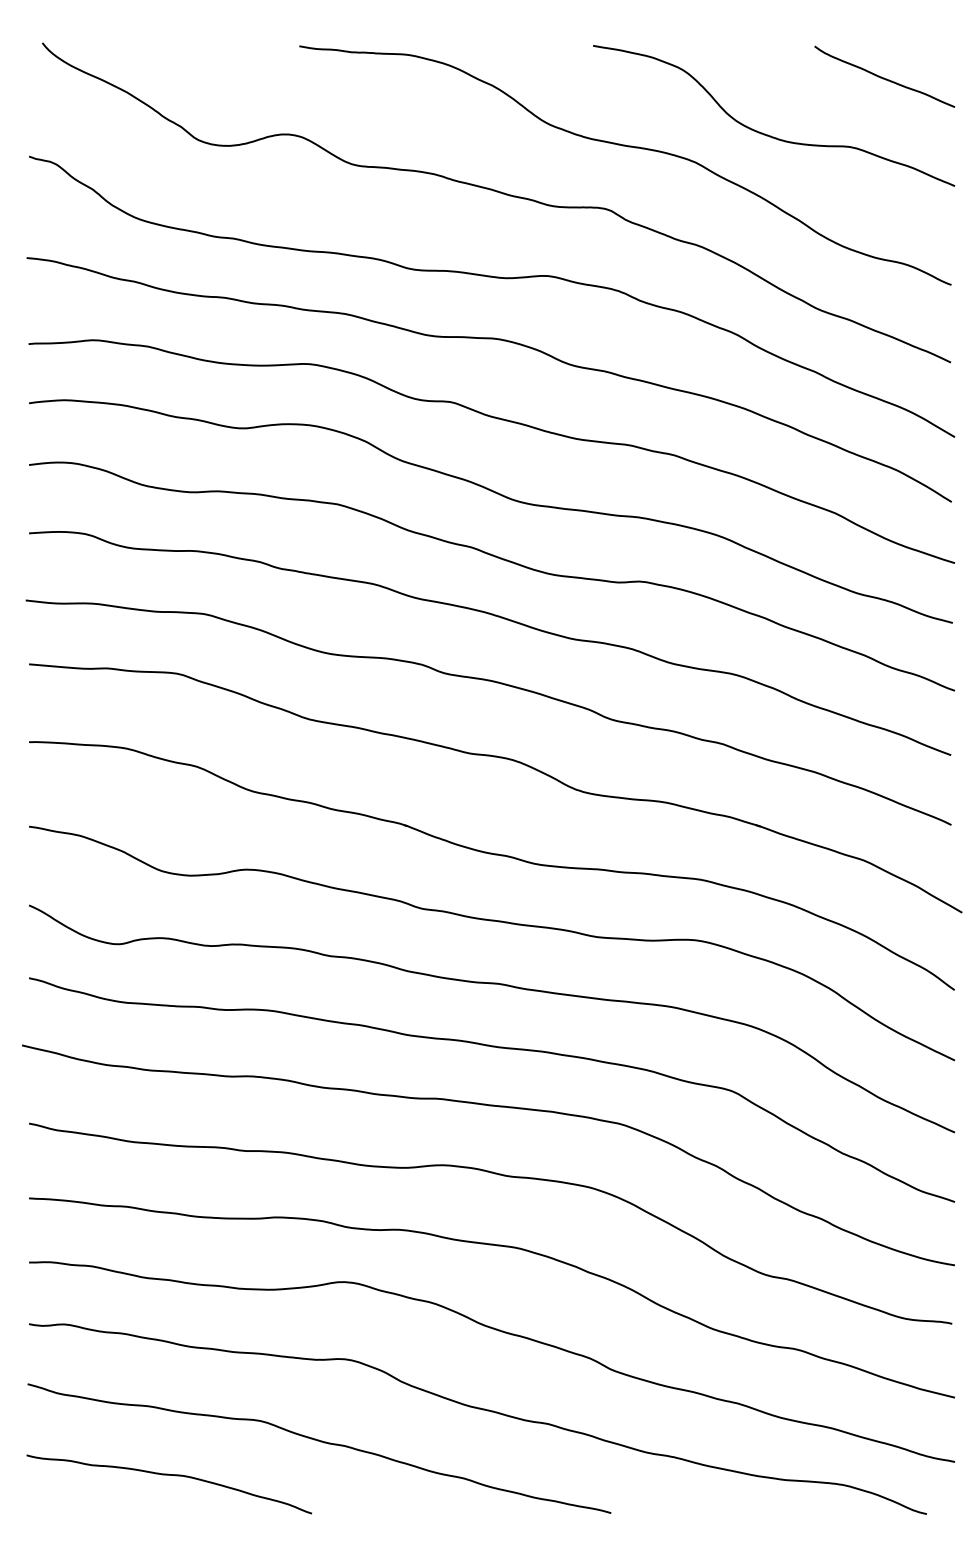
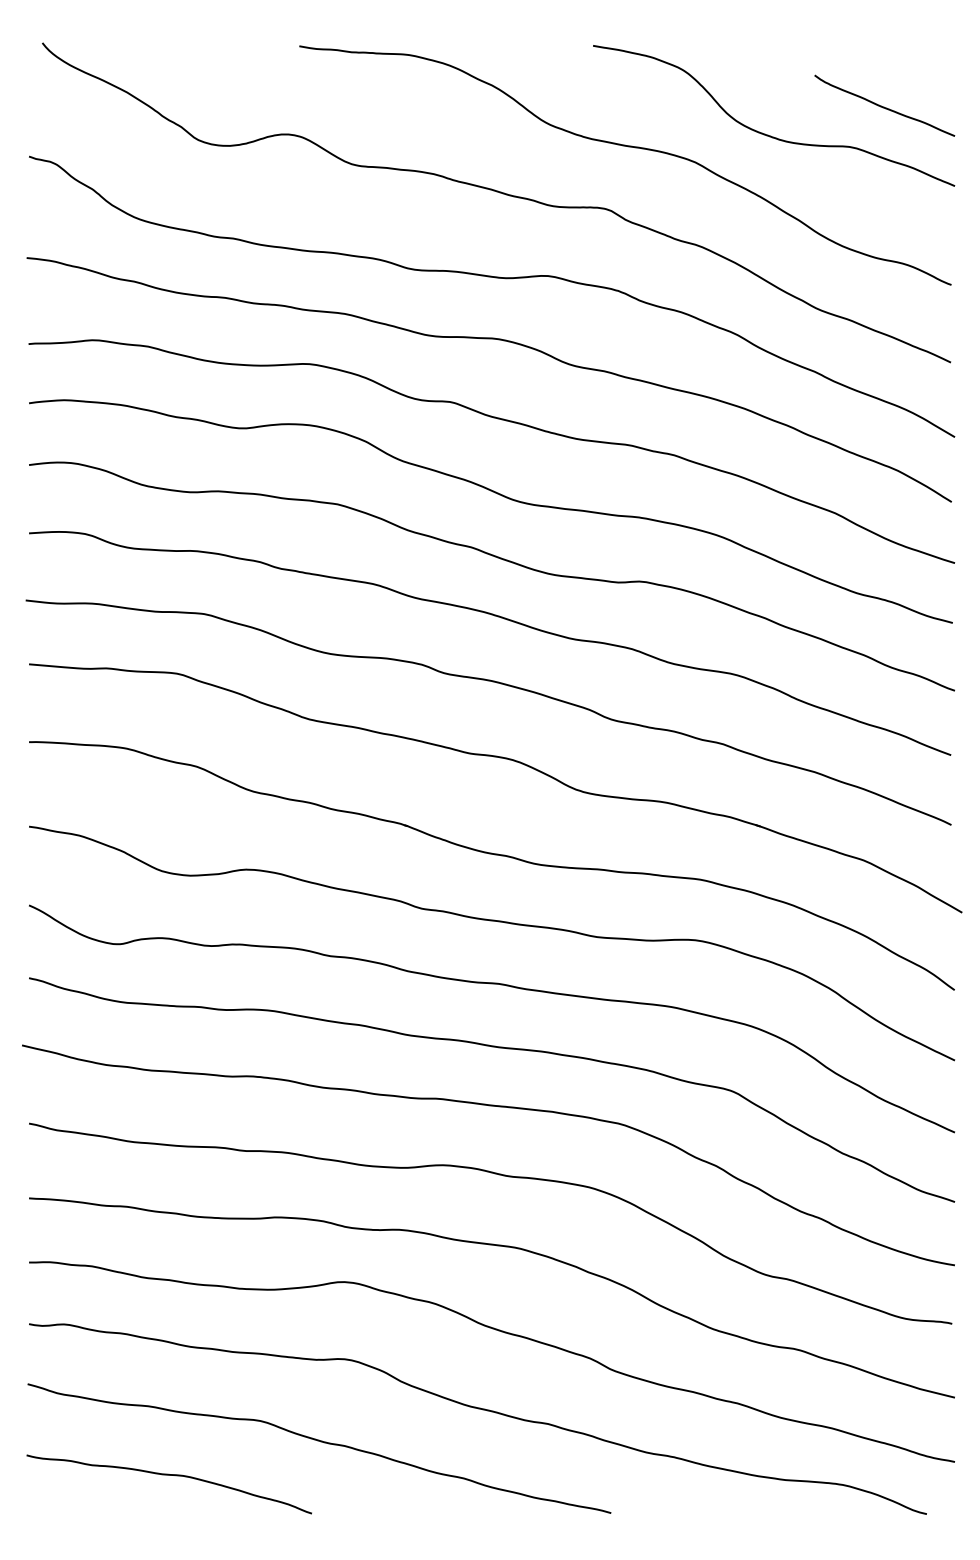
curve position: (884, 77) -> (884, 106) (884, 106)
